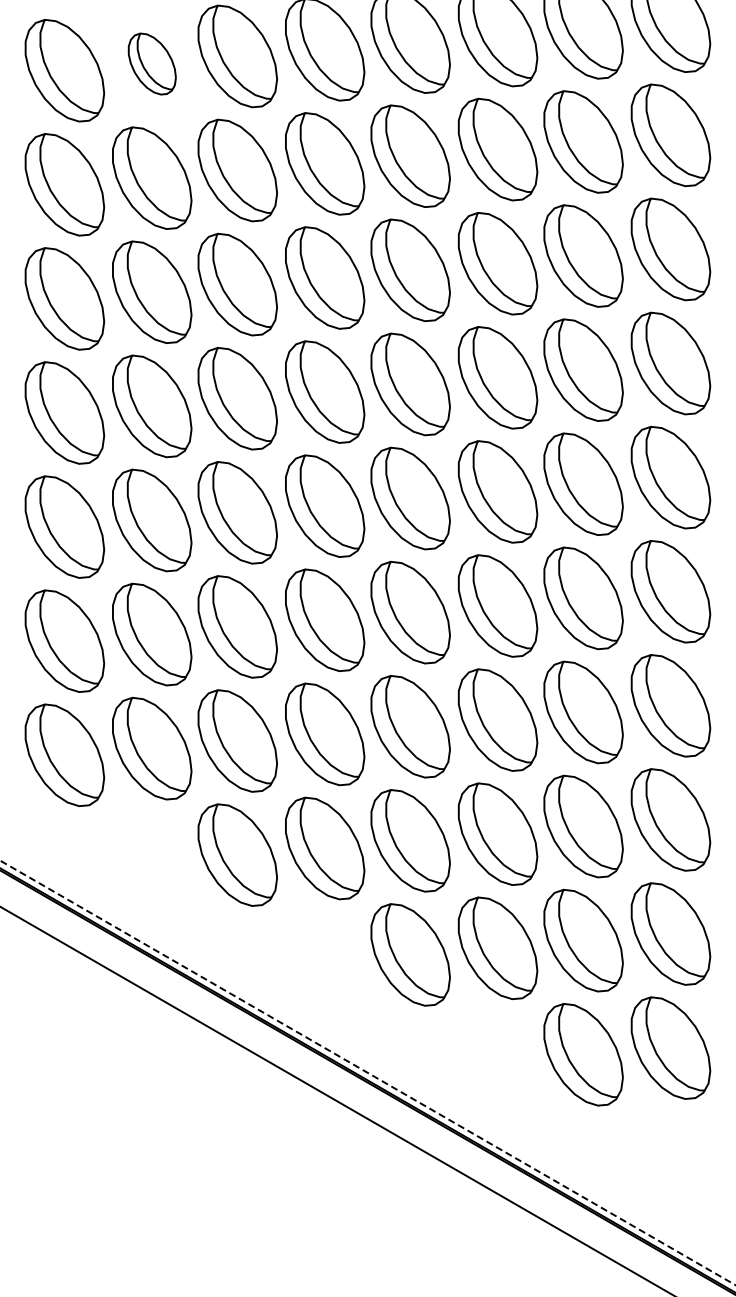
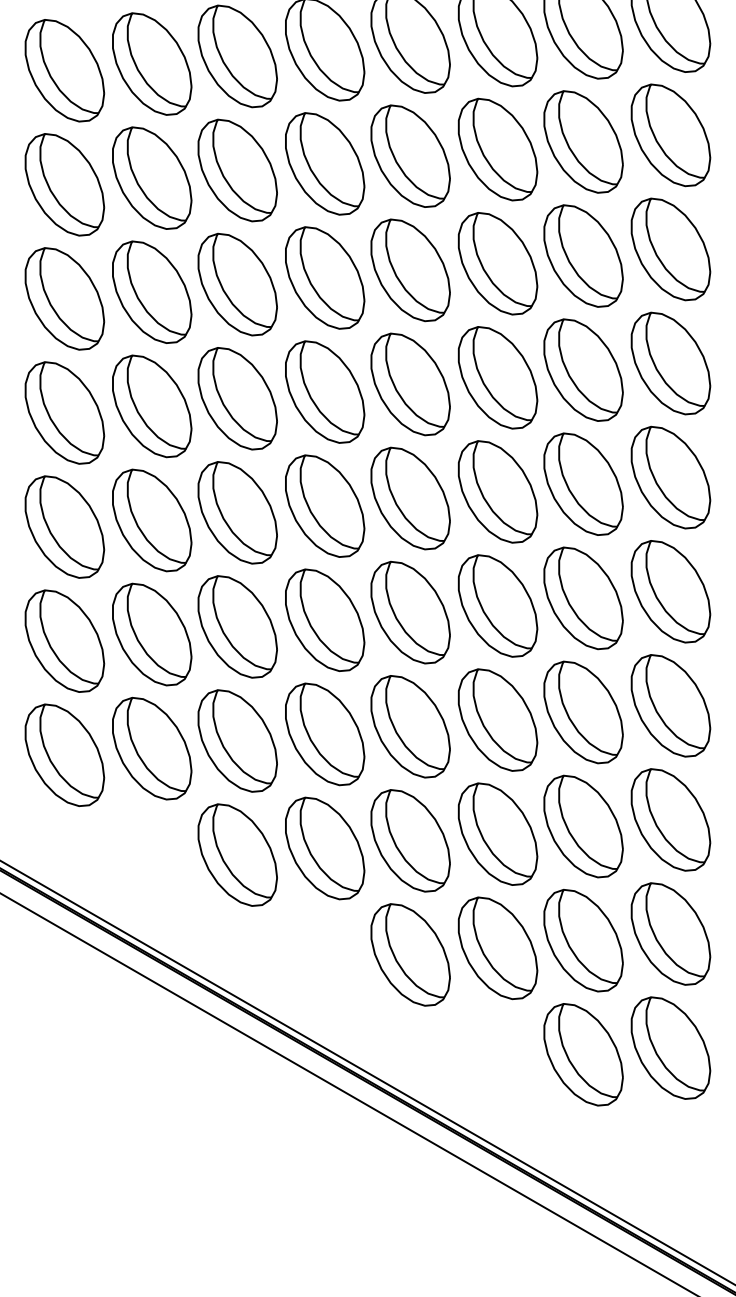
part size: 50x64 px -> 81x104 px (152, 63)
line: dashed -> solid (367, 1072)
line position: (336, 1100) -> (348, 1093) (348, 1093)
